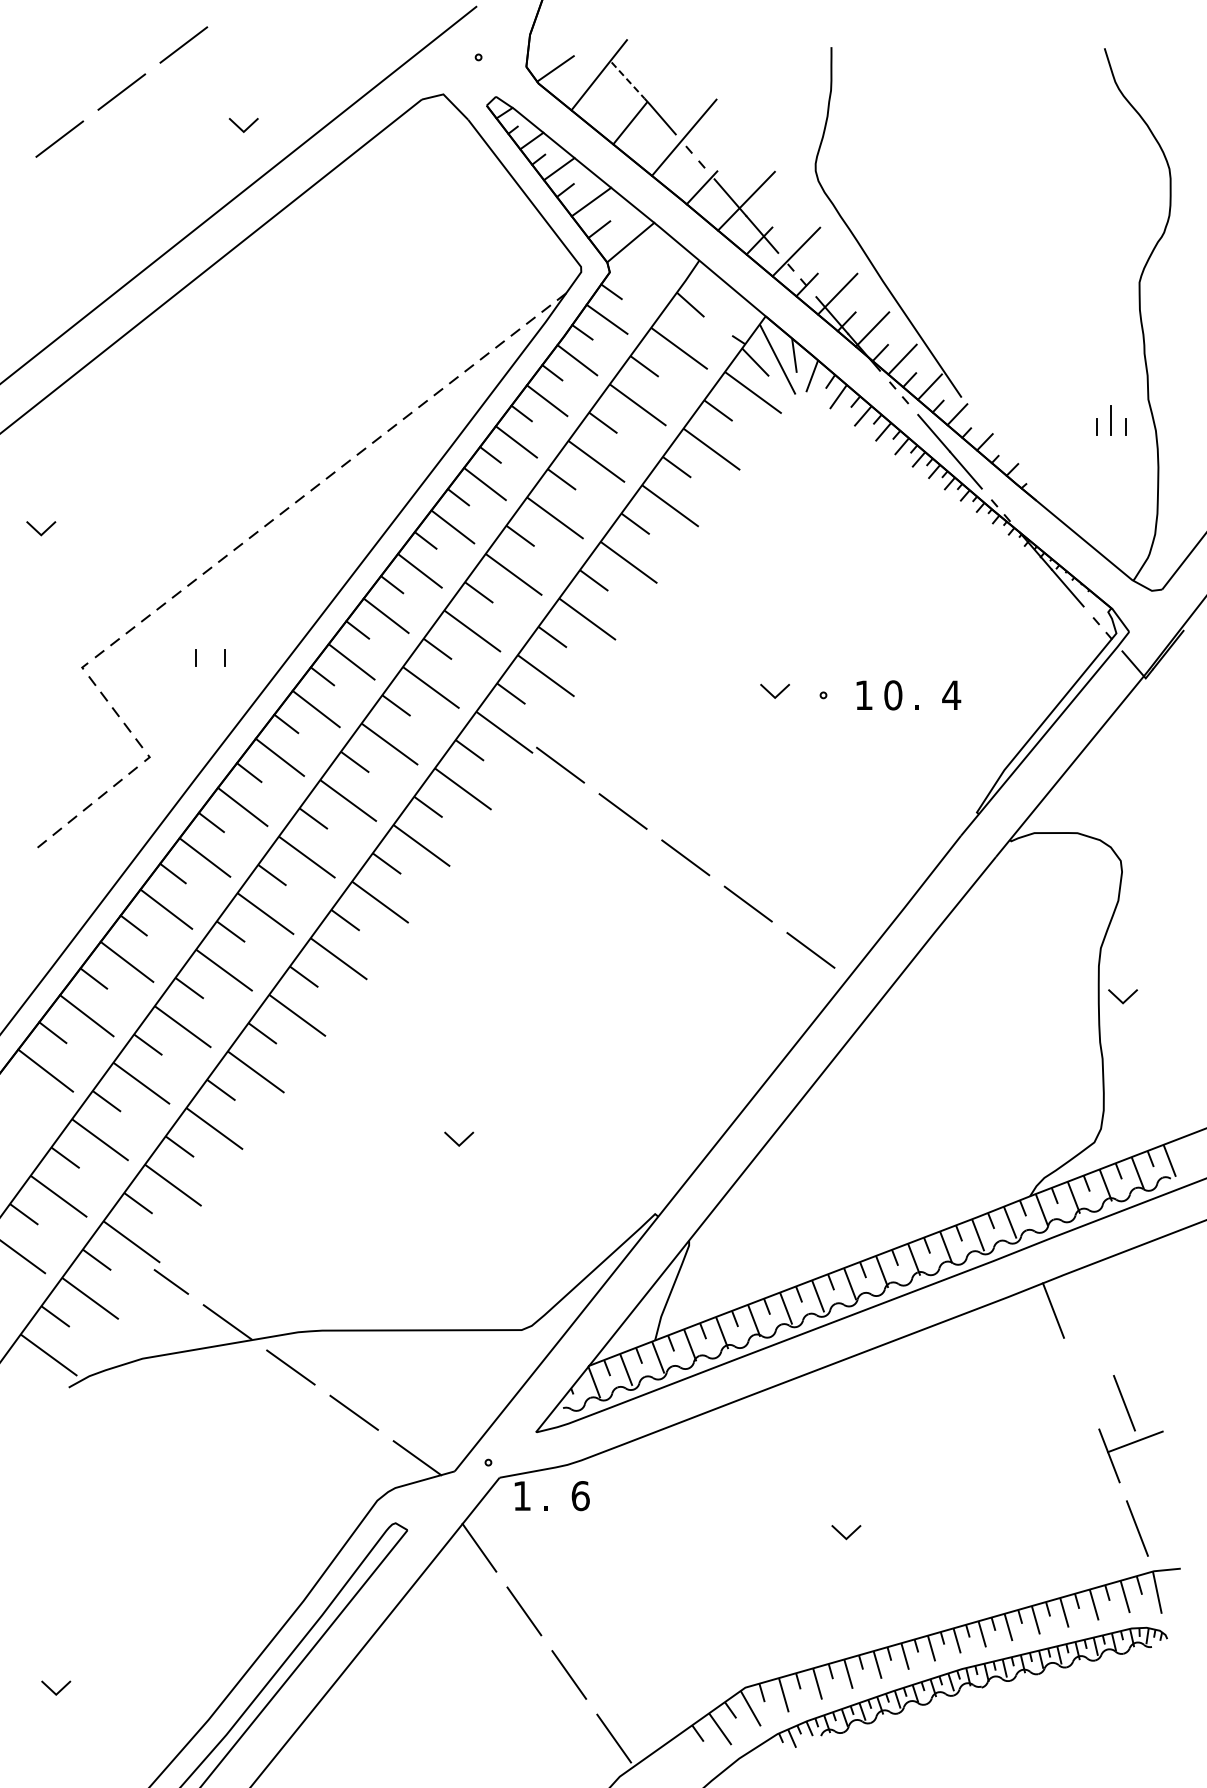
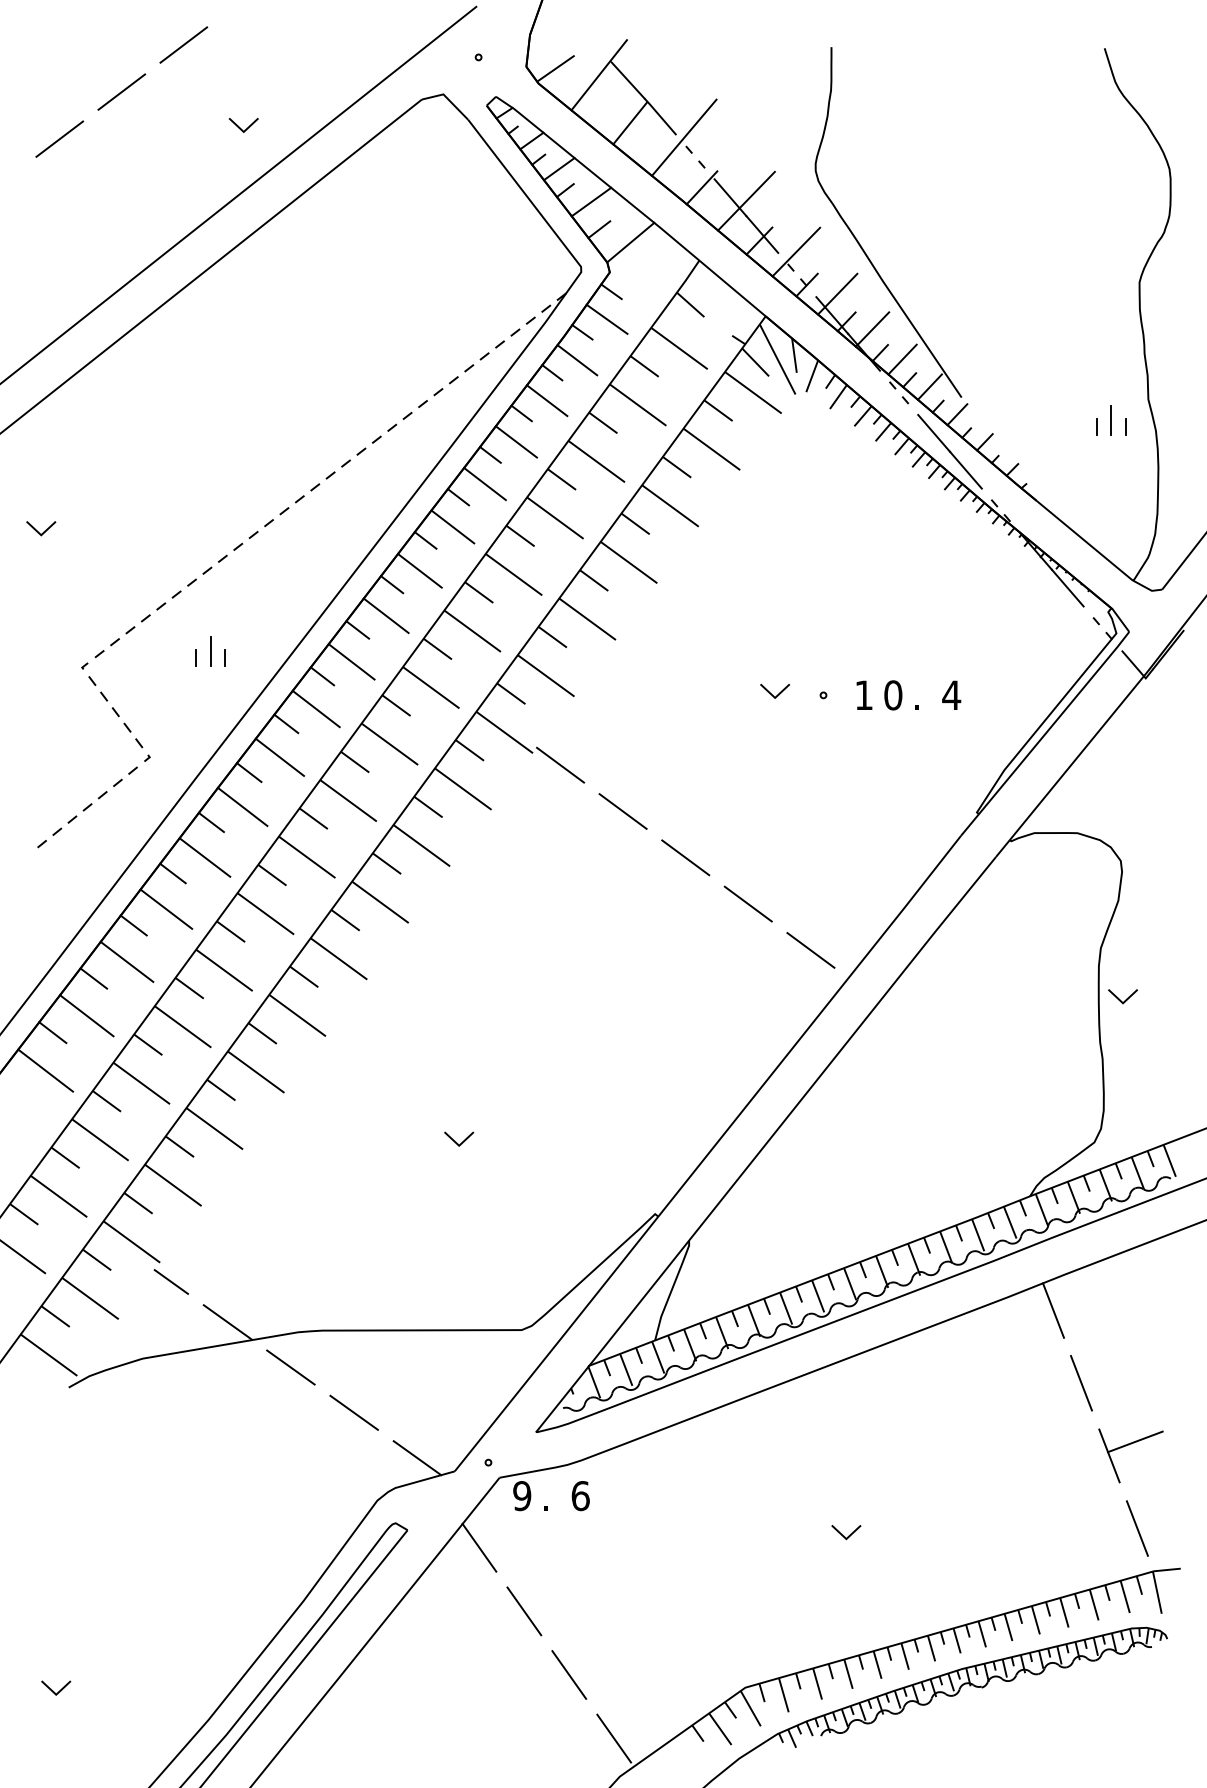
line: dashed -> solid (628, 80)
line: none -> present (210, 651)
line position: (1124, 1403) -> (1081, 1383) (1081, 1383)
text: 1 -> 9 (522, 1496)
